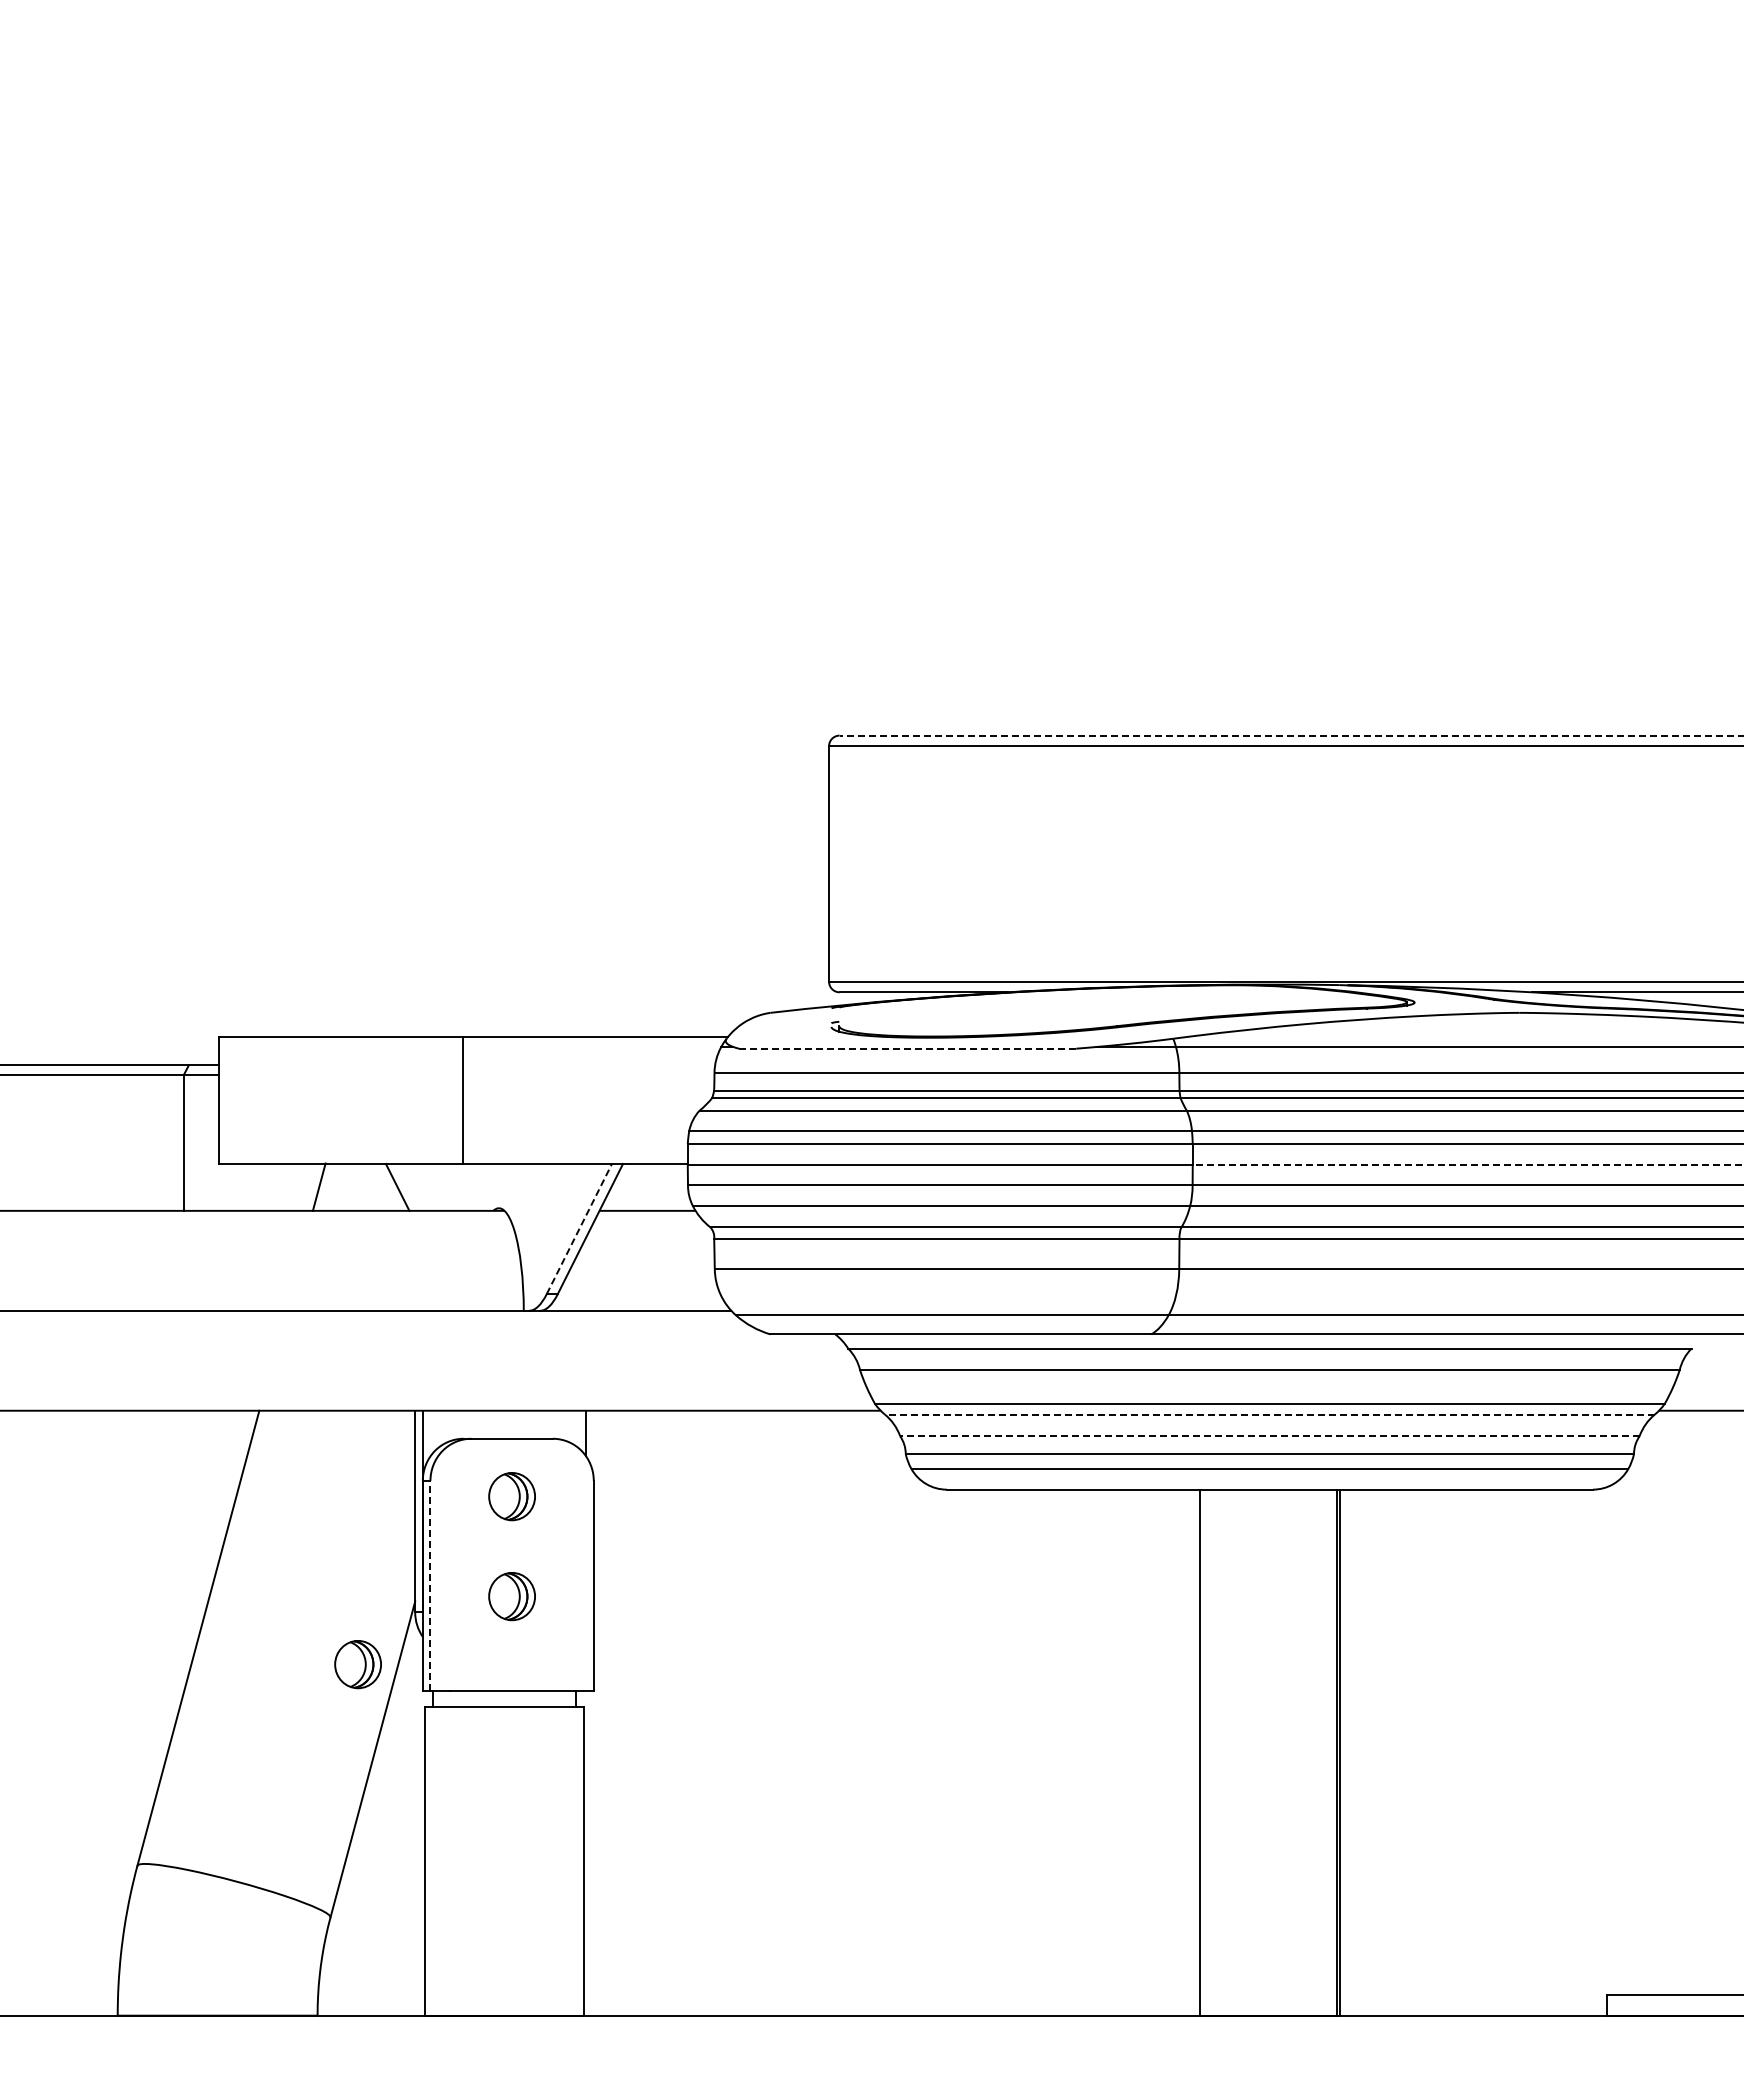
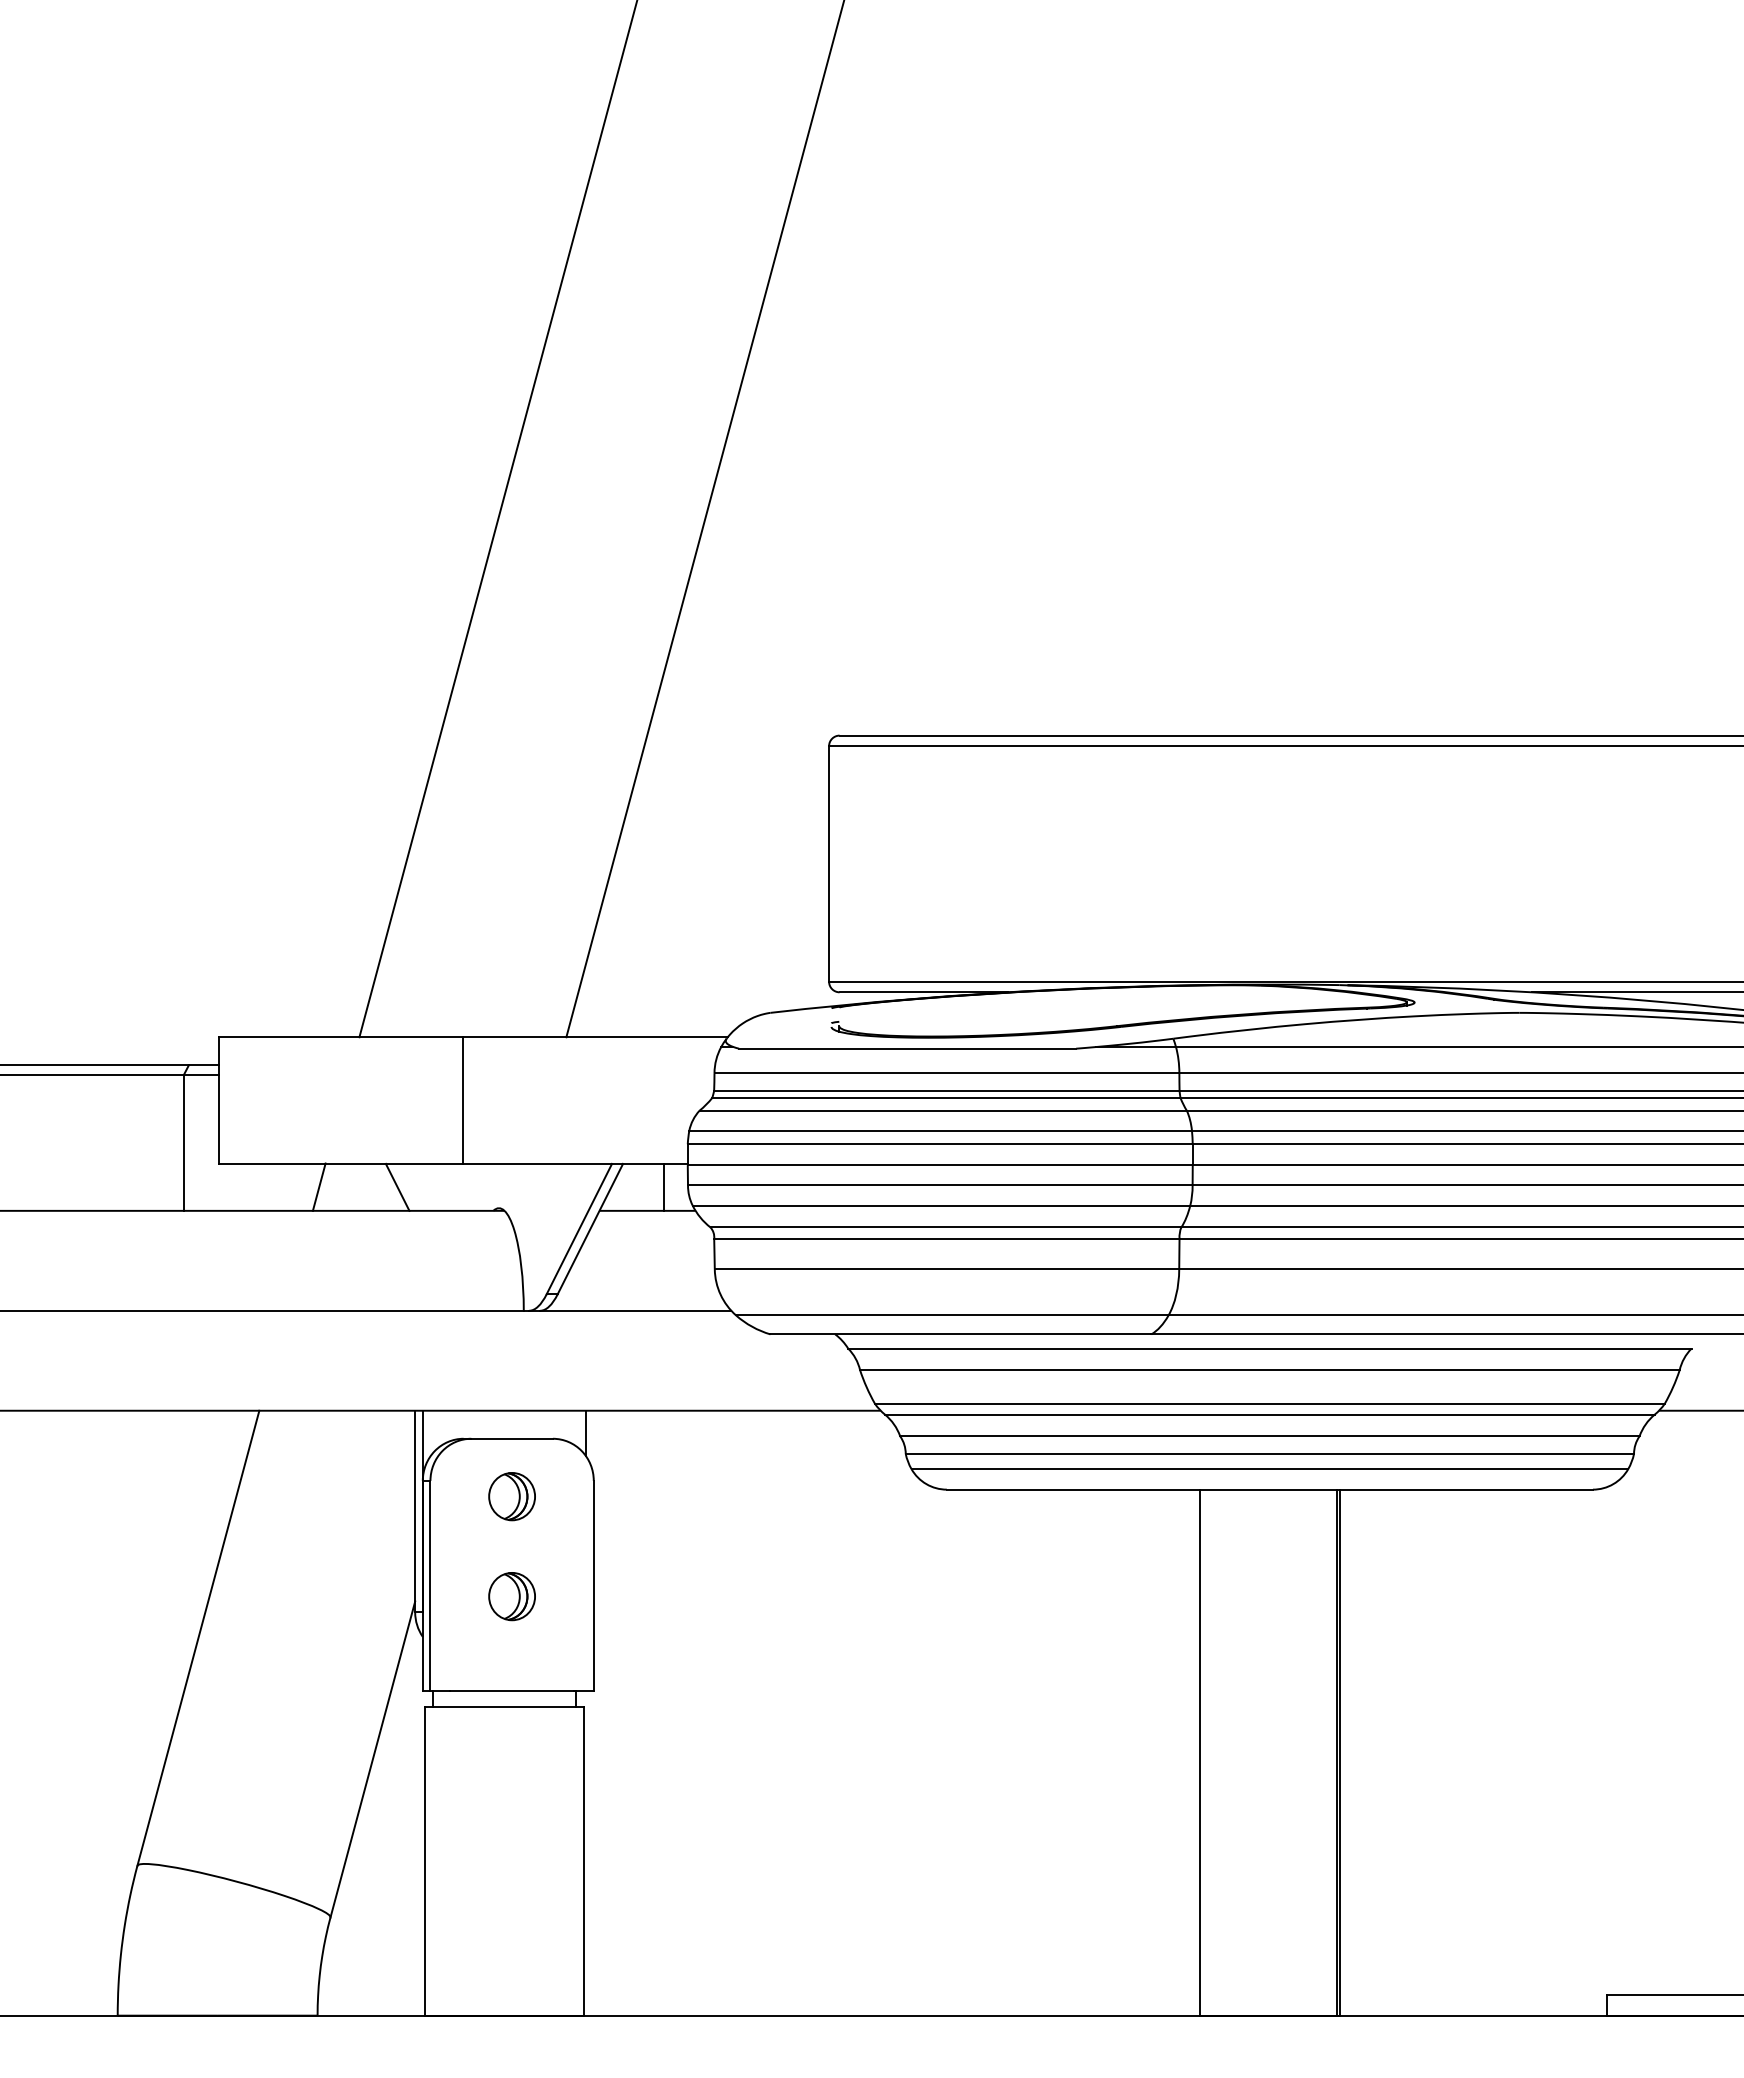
line: none -> present (497, 519)
line: none -> present (704, 519)
line: dashed -> solid (1291, 735)
line: dashed -> solid (907, 1048)
line: dashed -> solid (1467, 1165)
line: none -> present (664, 1186)
line: dashed -> solid (579, 1228)
line: dashed -> solid (1269, 1414)
line: dashed -> solid (1269, 1436)
line: dashed -> solid (430, 1585)
part: present -> none (357, 1664)
